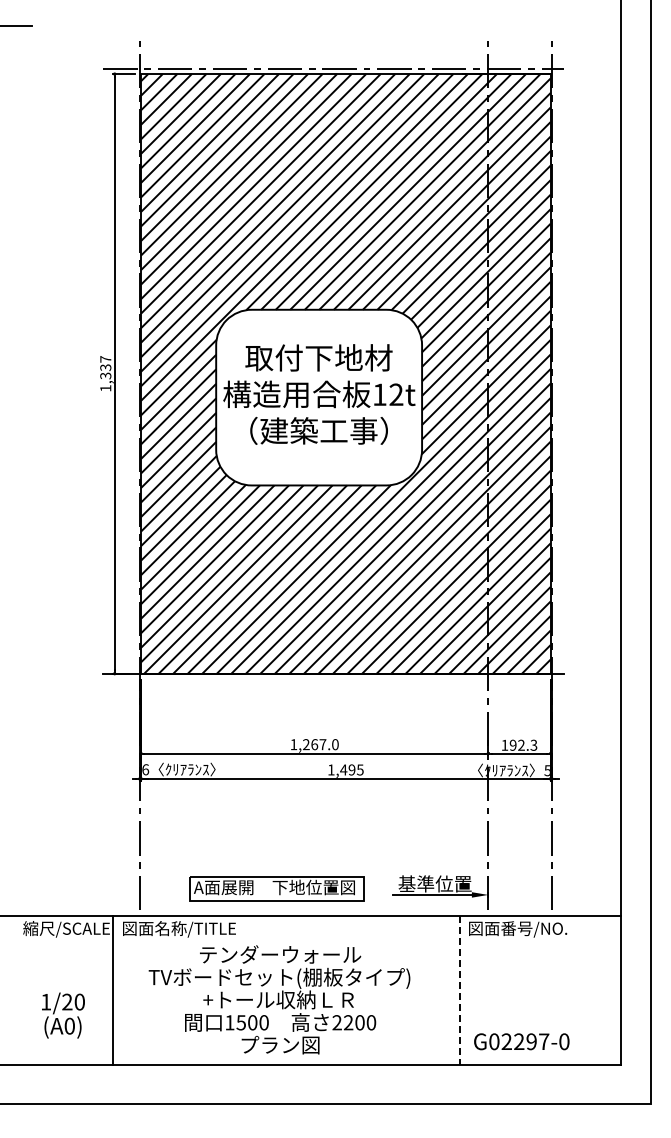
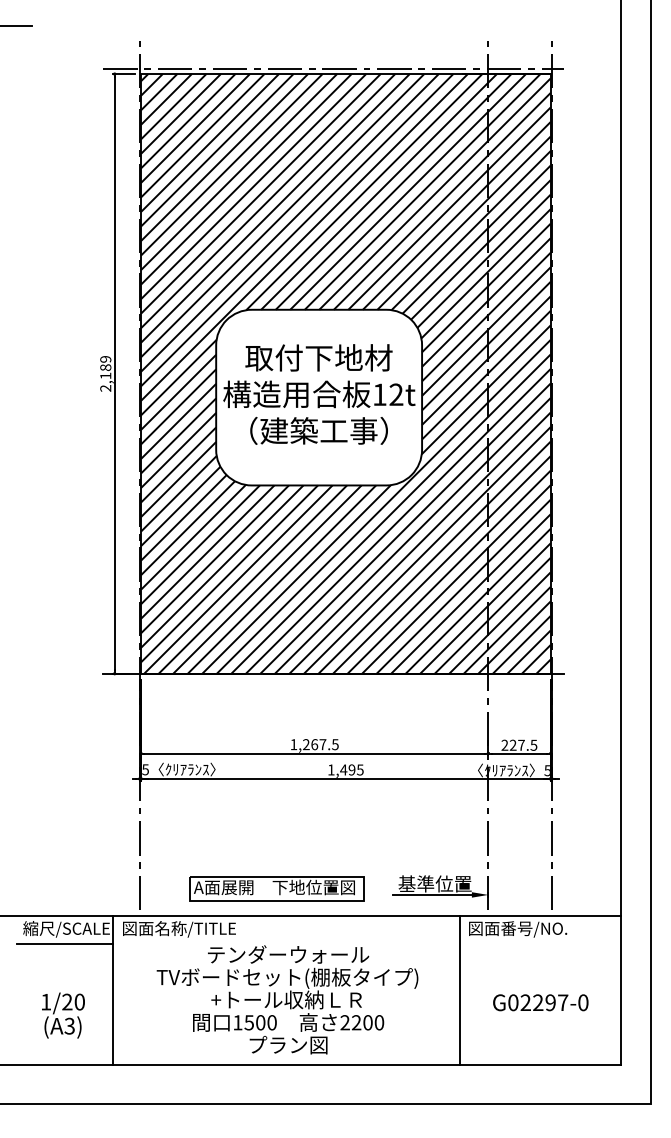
text: 1,337 -> 2,189 (105, 373)
text: 1,267.0 -> 1,267.5 (335, 744)
text: 192.3 -> 227.5 (519, 744)
text: 6 -> 5 (145, 769)
line: none -> present (64, 944)
line: dashed -> solid (460, 990)
text position: (279, 999) -> (287, 999) (287, 999)
text: (A0) -> (A3) (69, 1025)
text position: (521, 1041) -> (540, 1002) (540, 1002)
